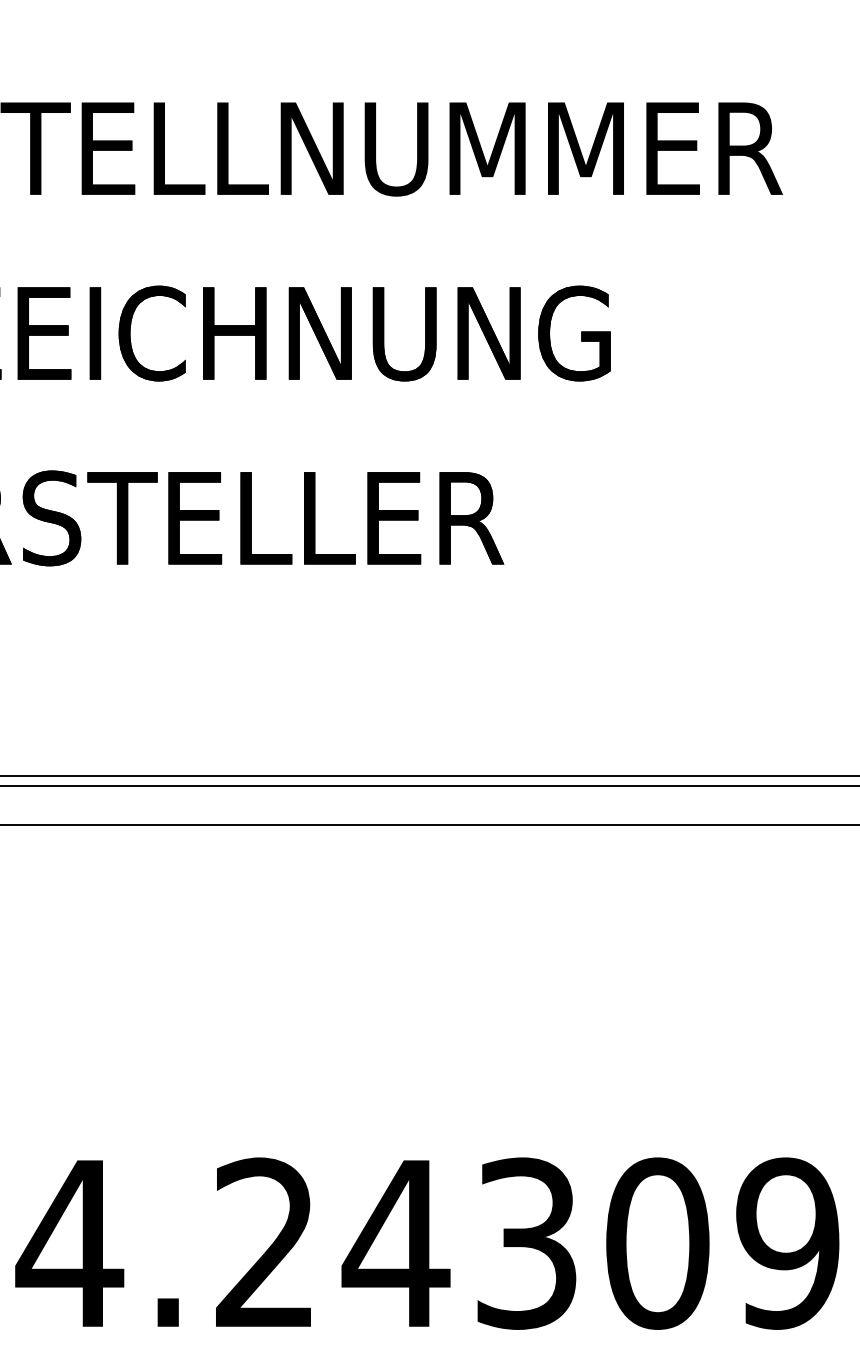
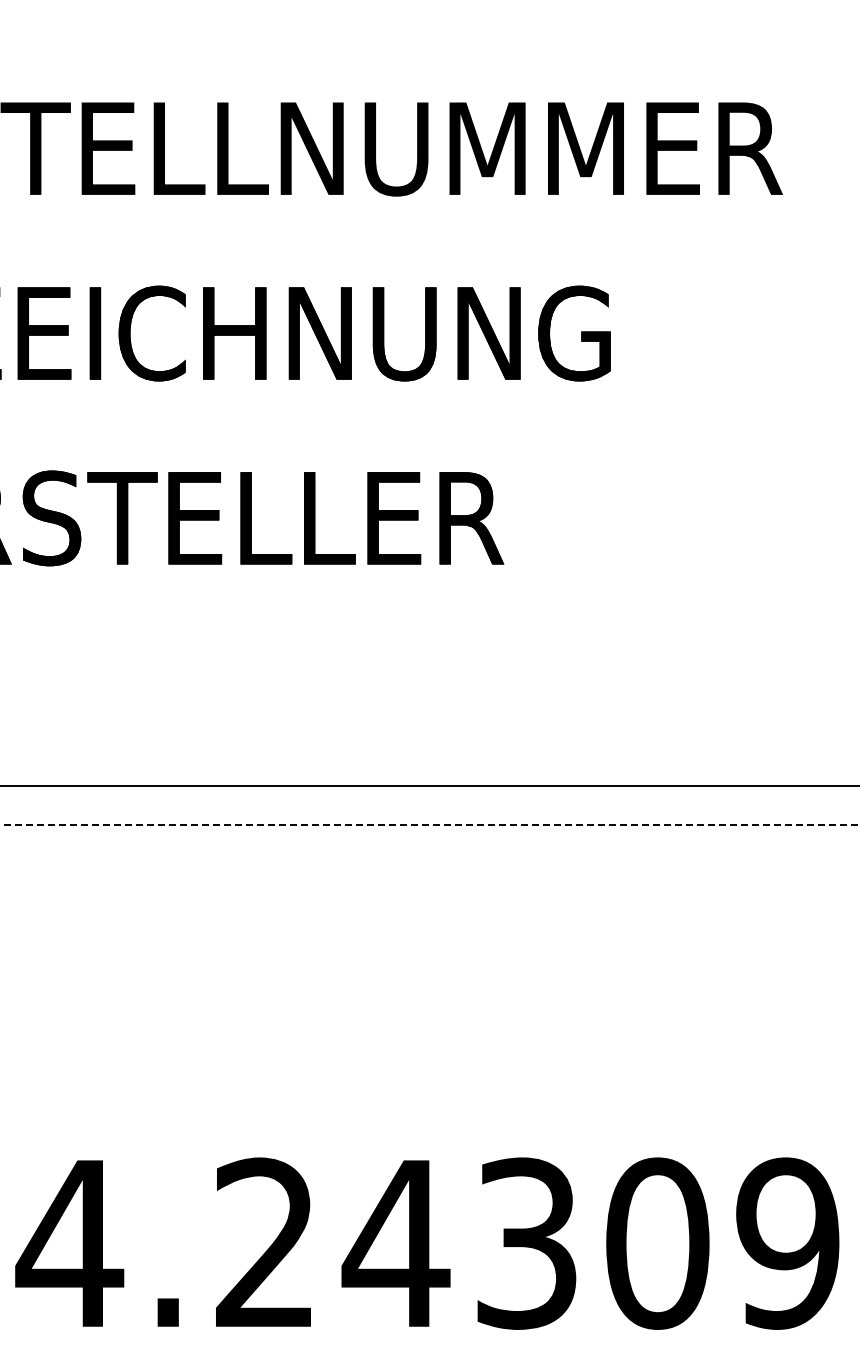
line: present -> none (429, 776)
line: solid -> dashed (429, 824)
